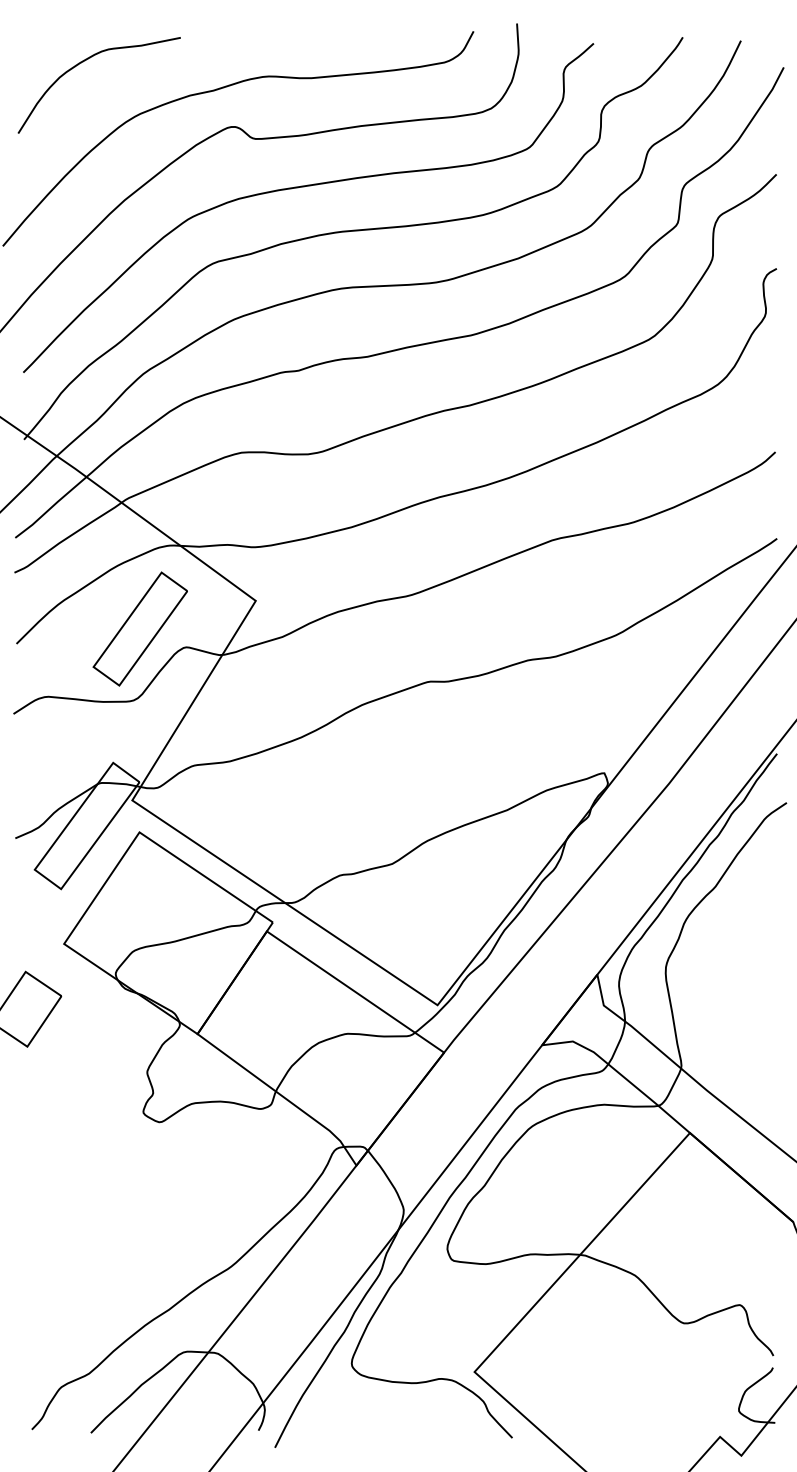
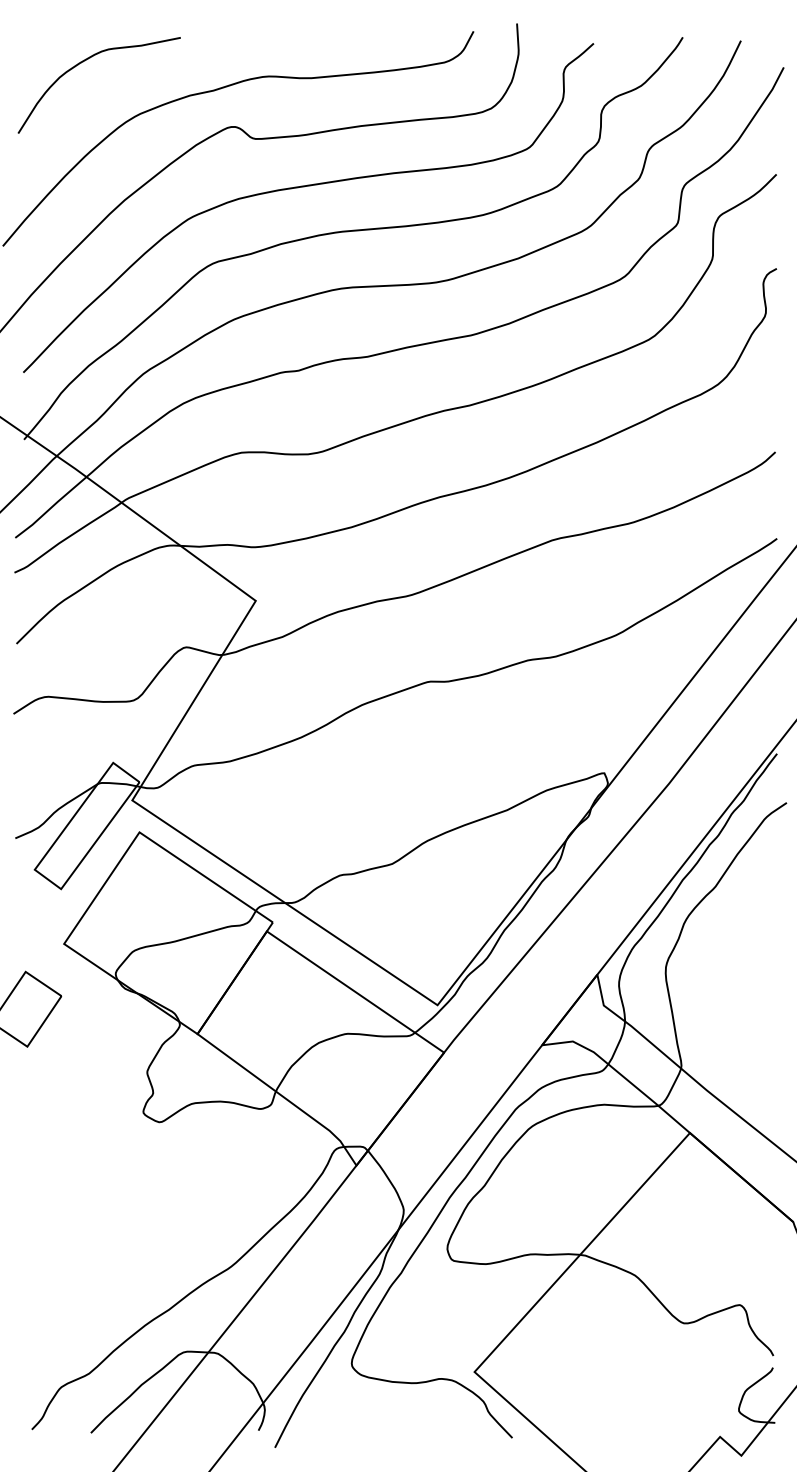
part: present -> none (139, 628)
